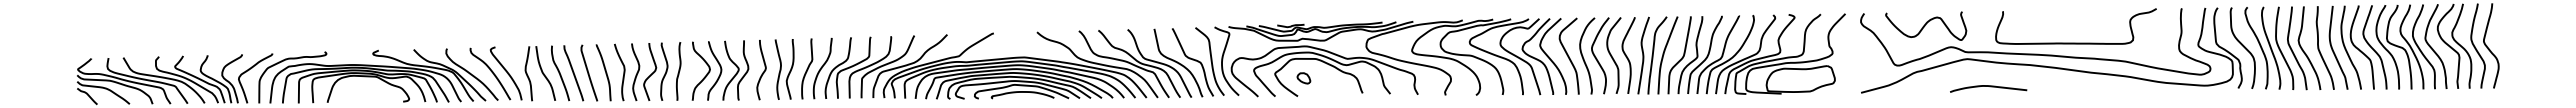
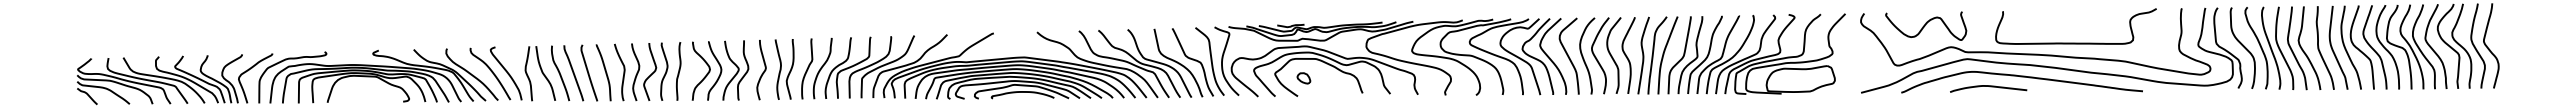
curve: none -> present (2021, 77)
